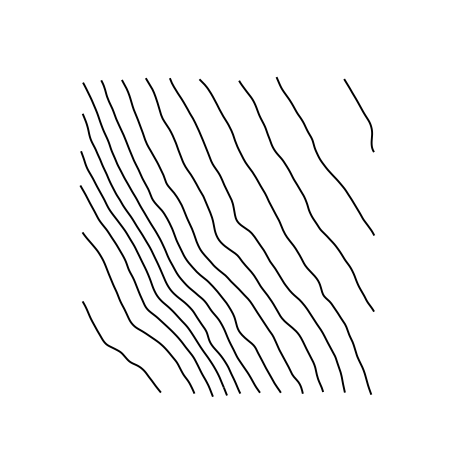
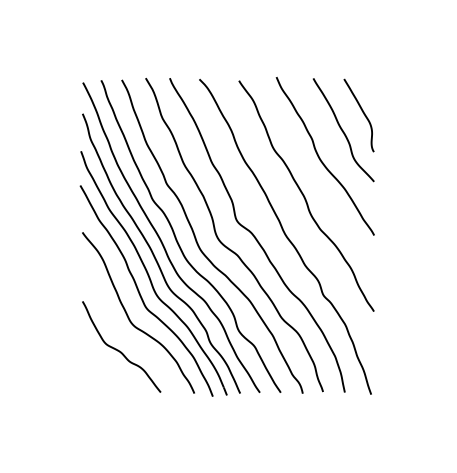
curve: none -> present (343, 130)
